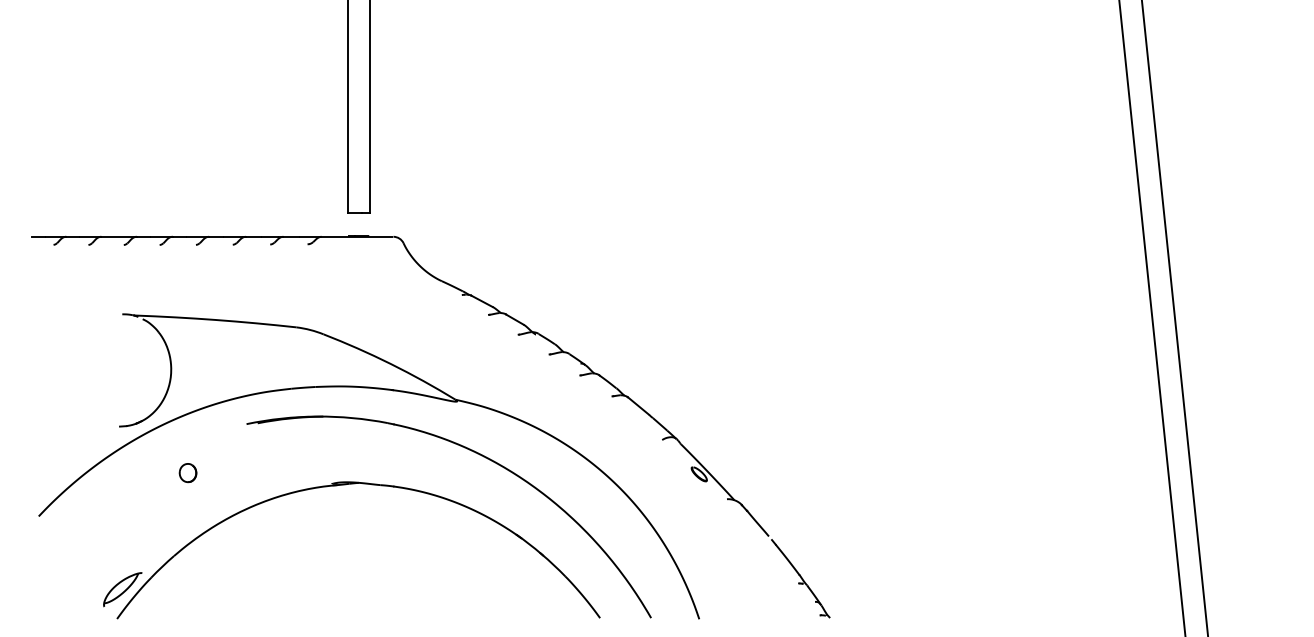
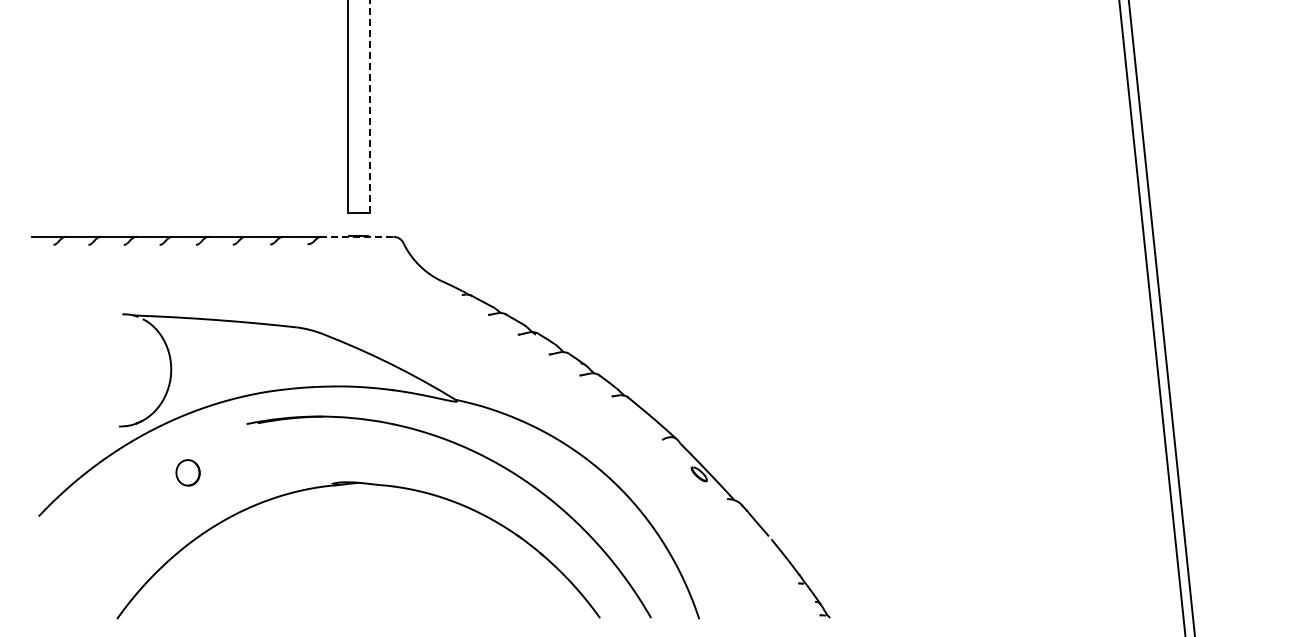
line: solid -> dashed (370, 106)
line: solid -> dashed (357, 236)
line position: (1174, 317) -> (1161, 317) (1161, 317)
part size: 20x21 px -> 26x28 px (187, 472)
part: present -> none (122, 589)
